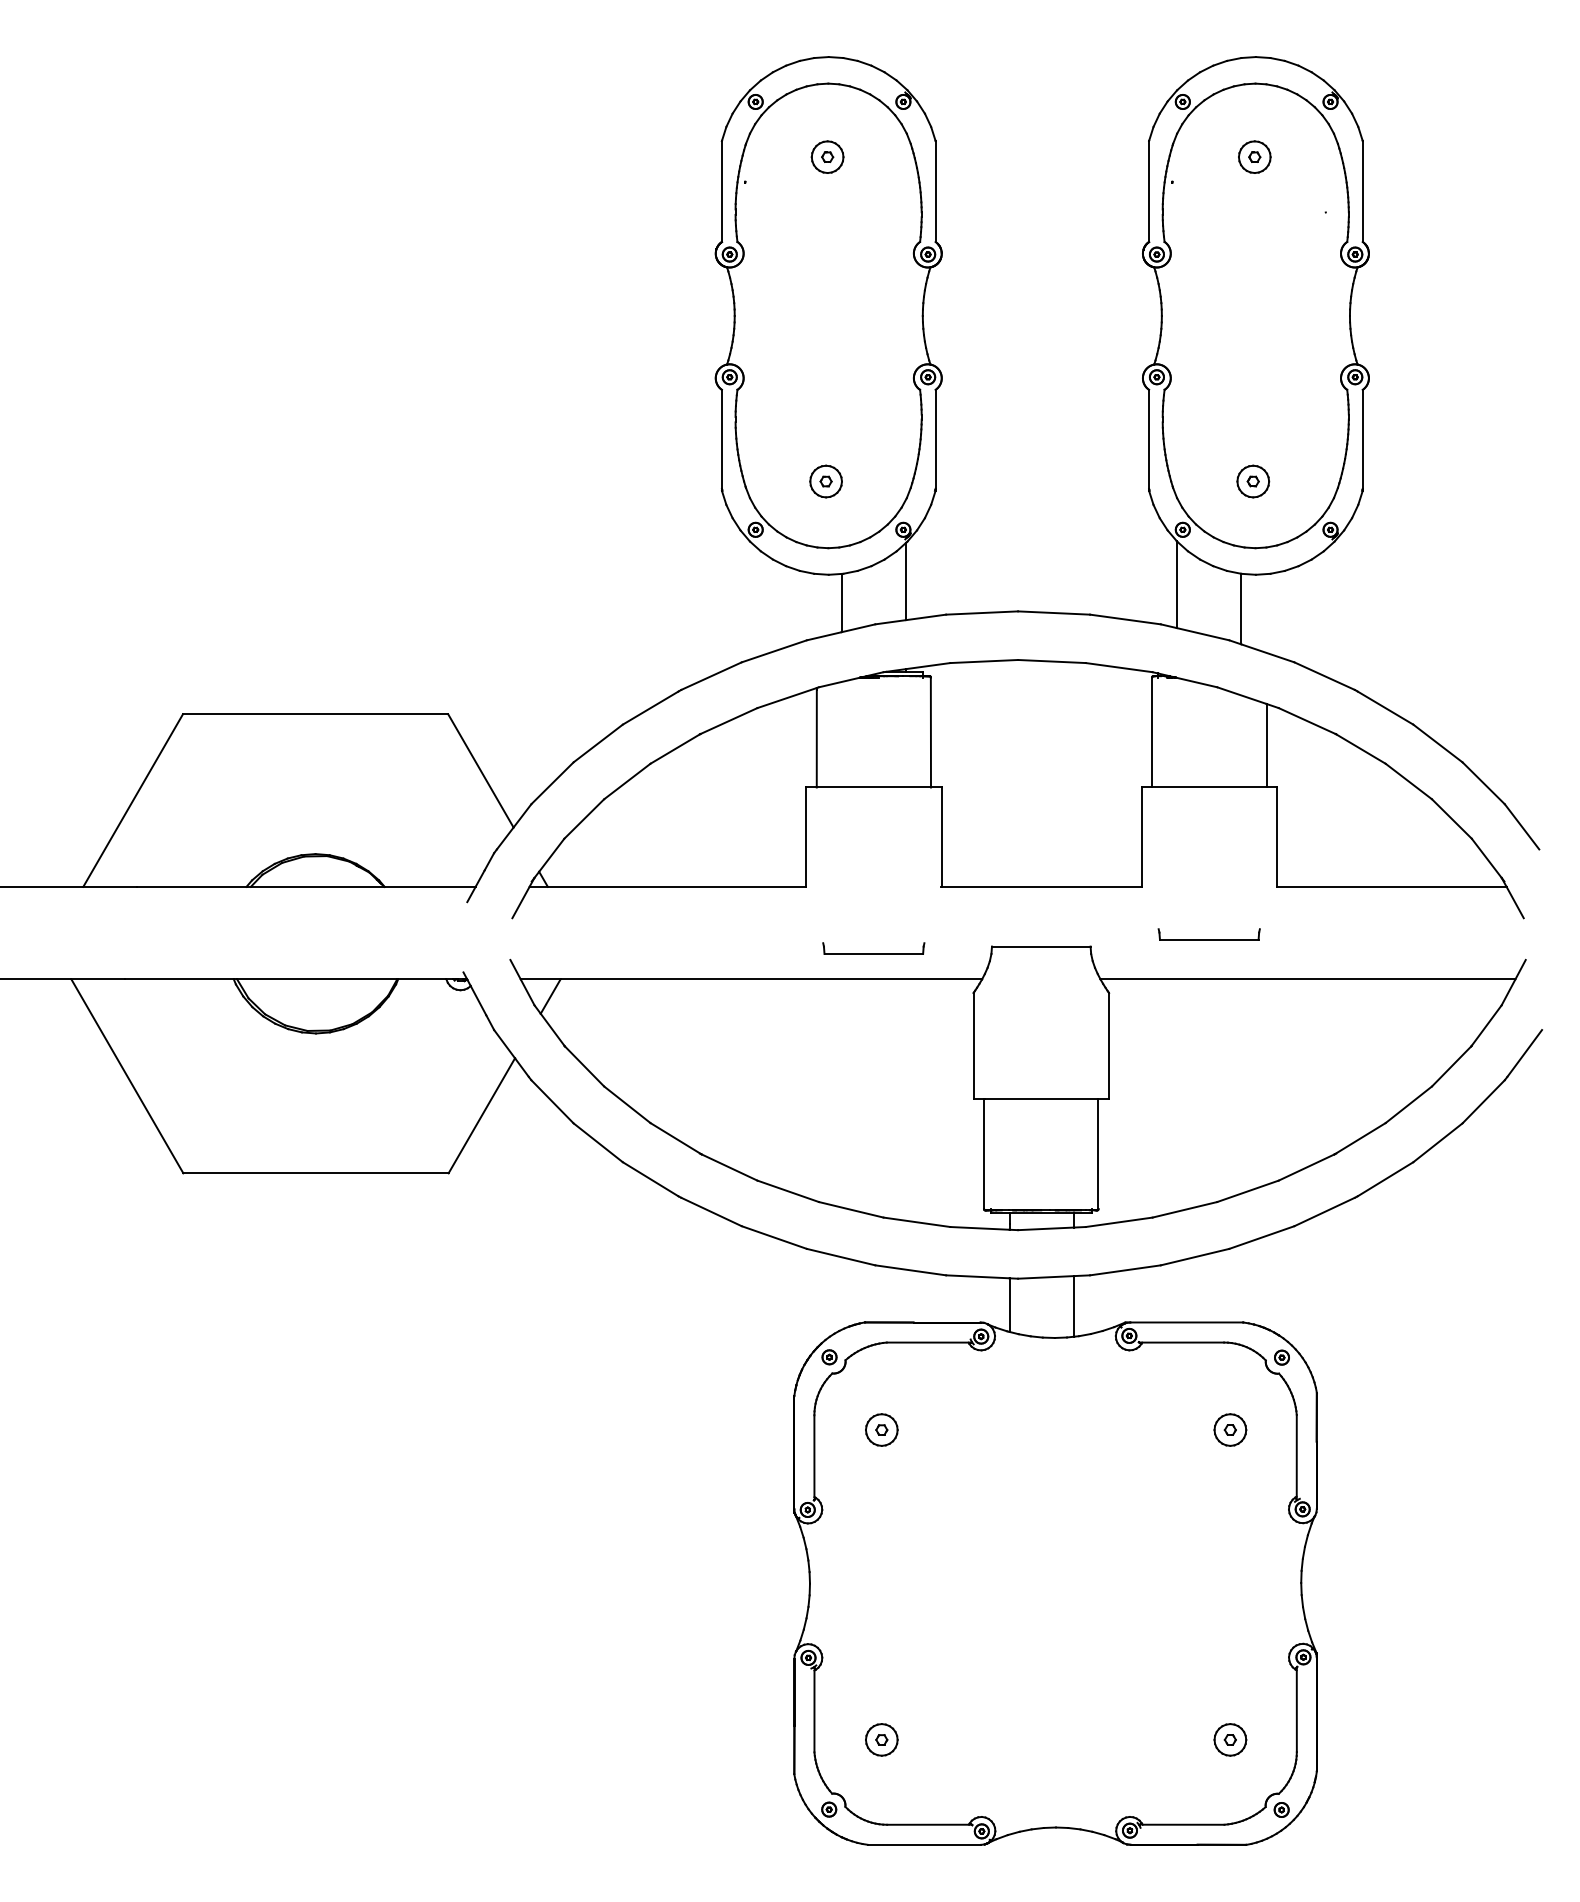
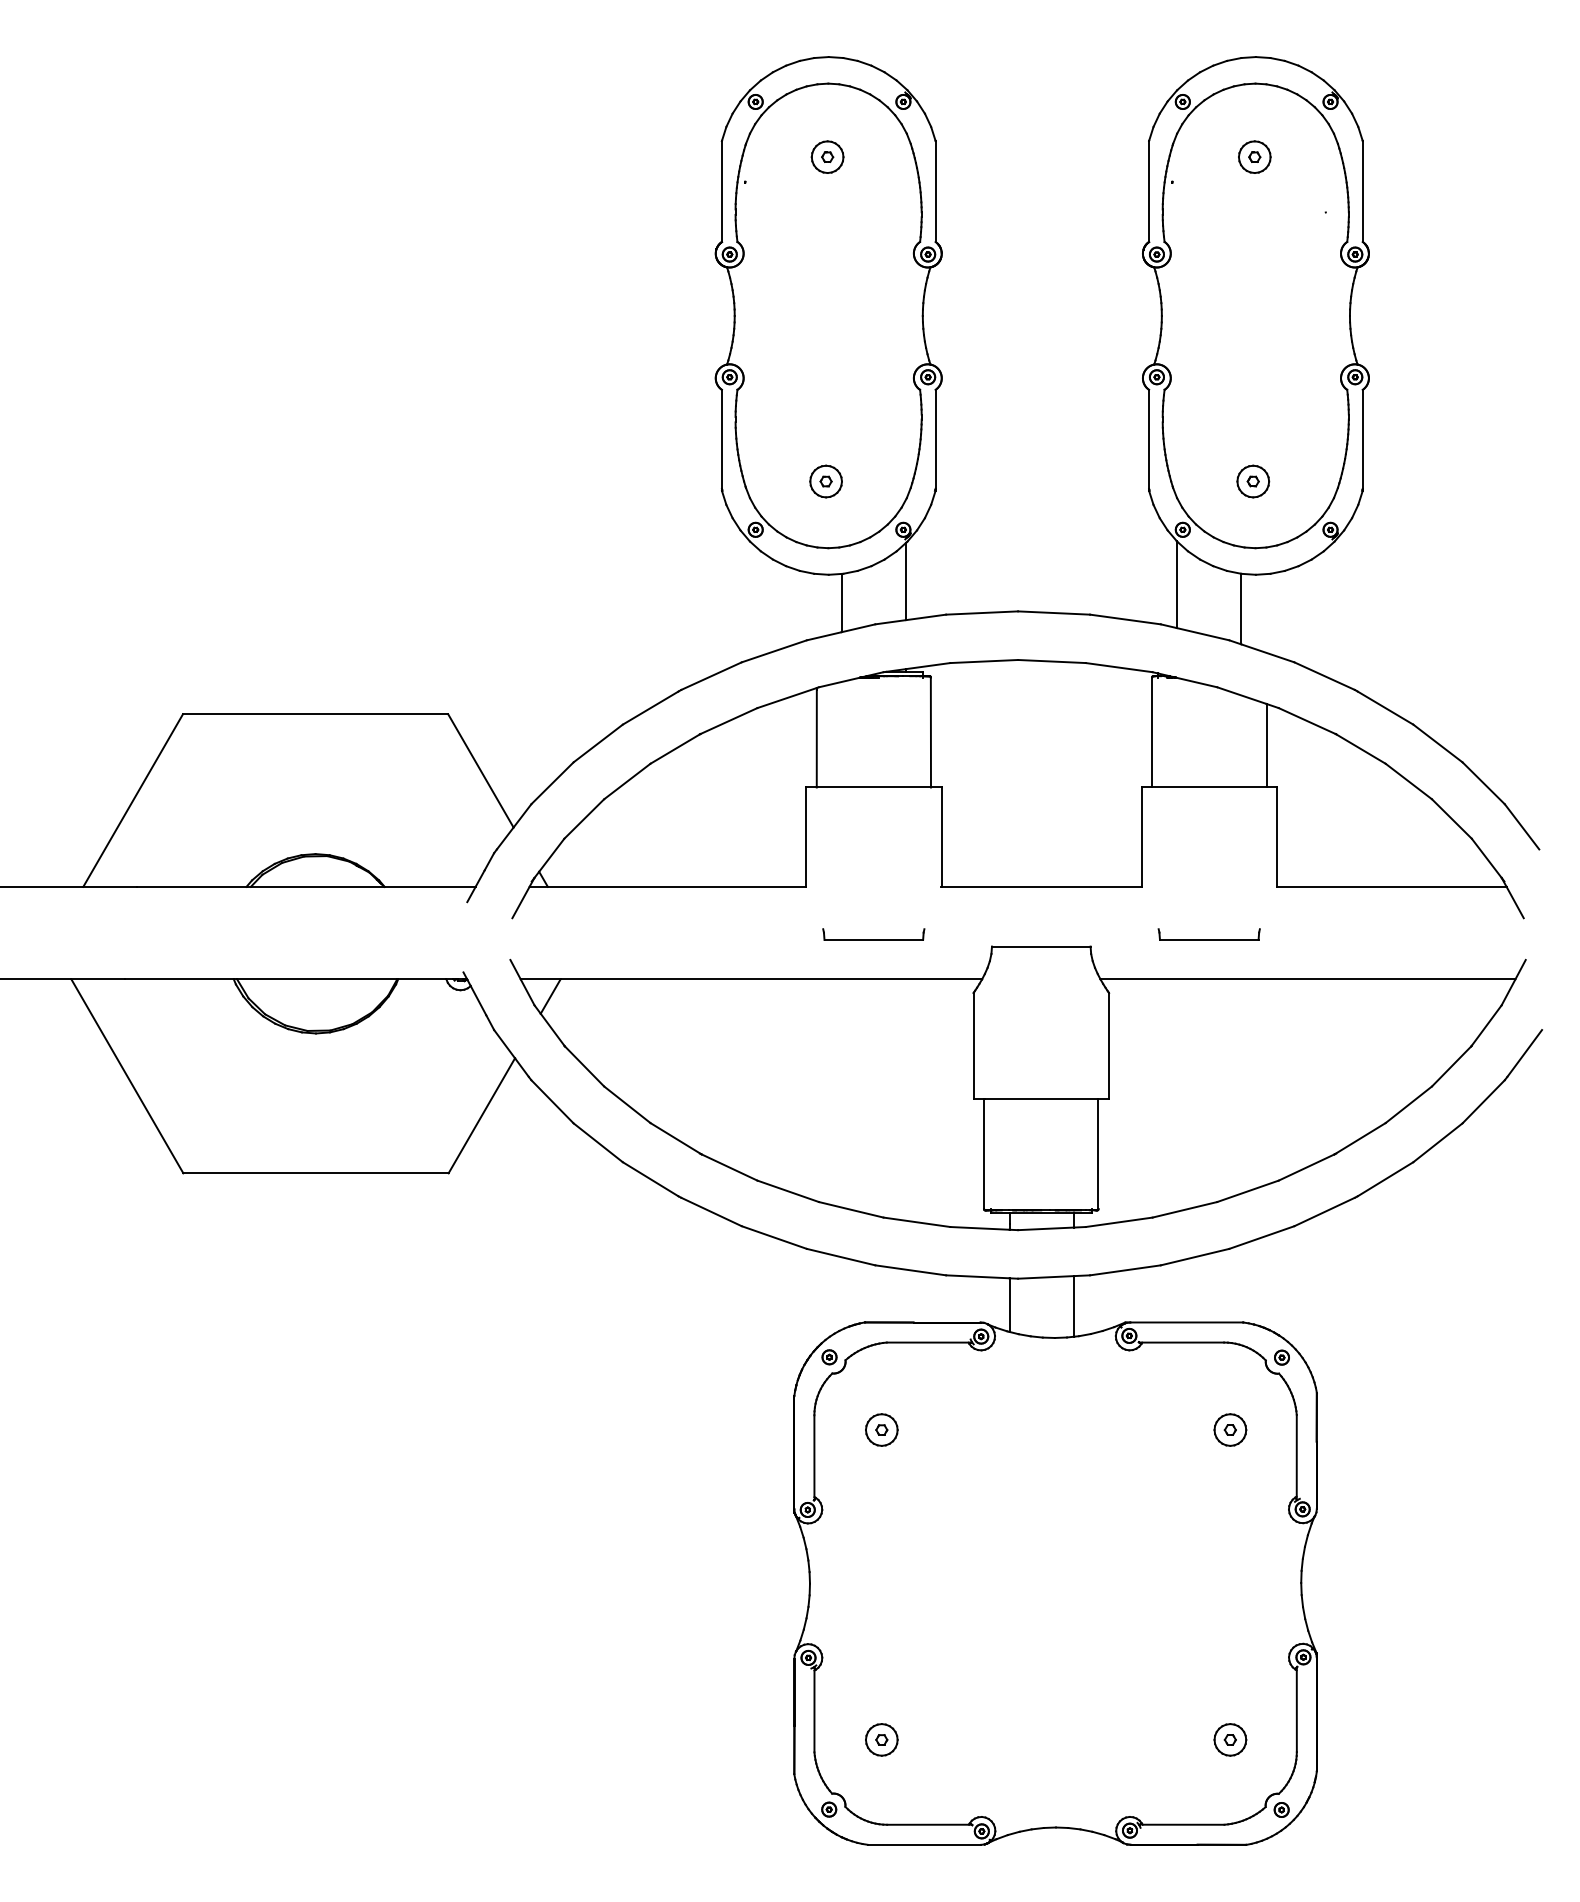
part position: (873, 948) -> (873, 934) (873, 934)
